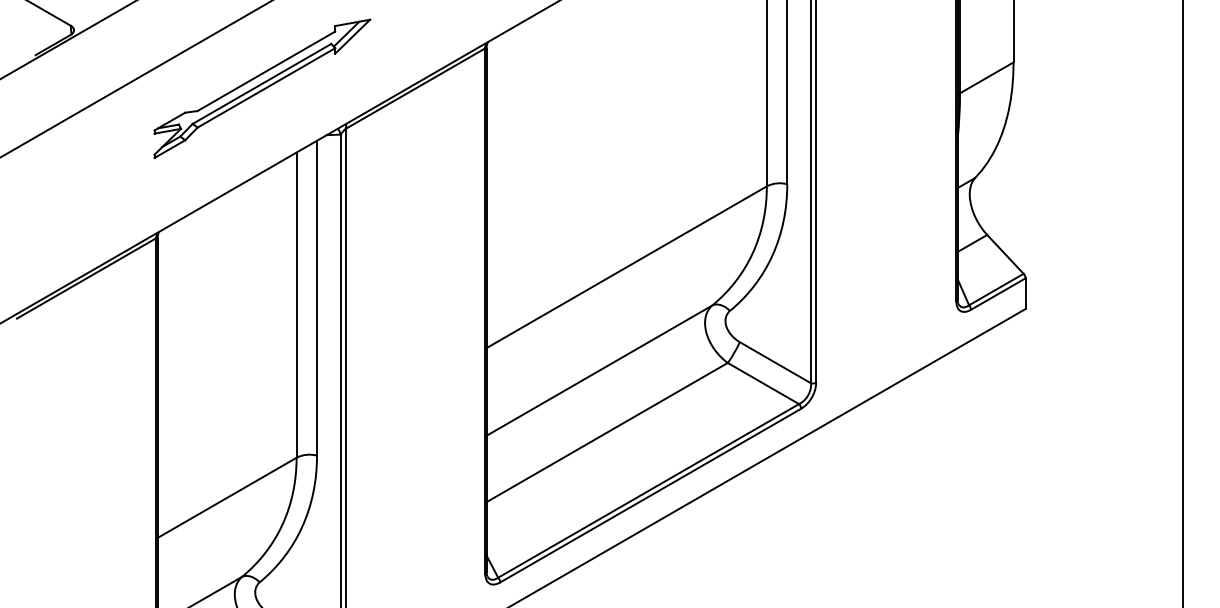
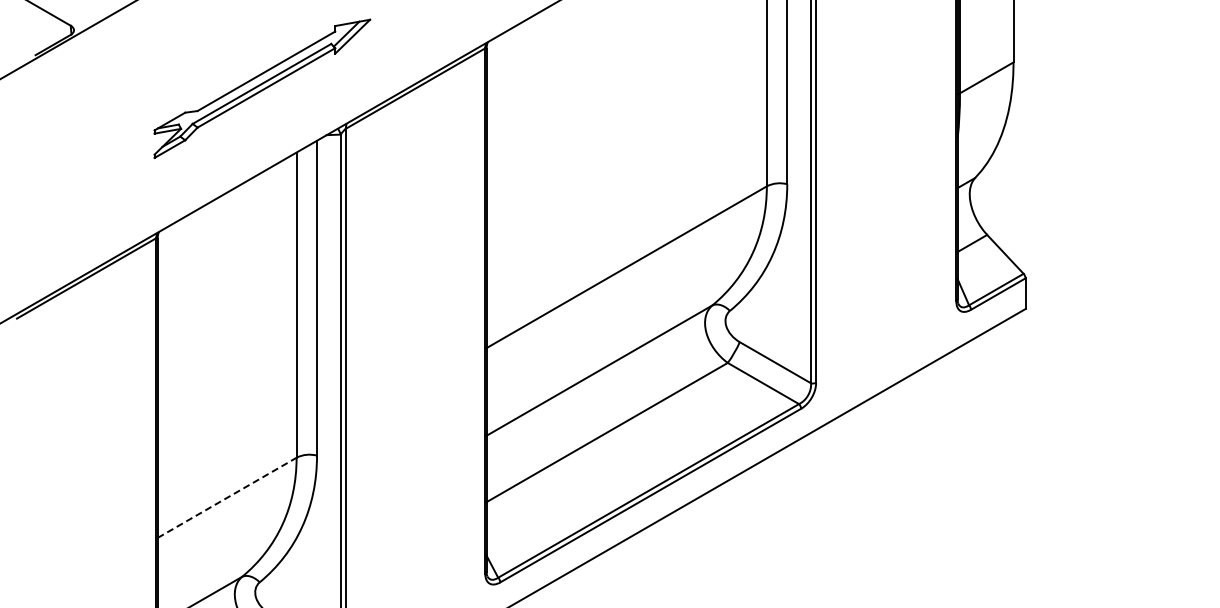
line: present -> none (135, 79)
line: present -> none (1183, 303)
line: solid -> dashed (227, 497)
